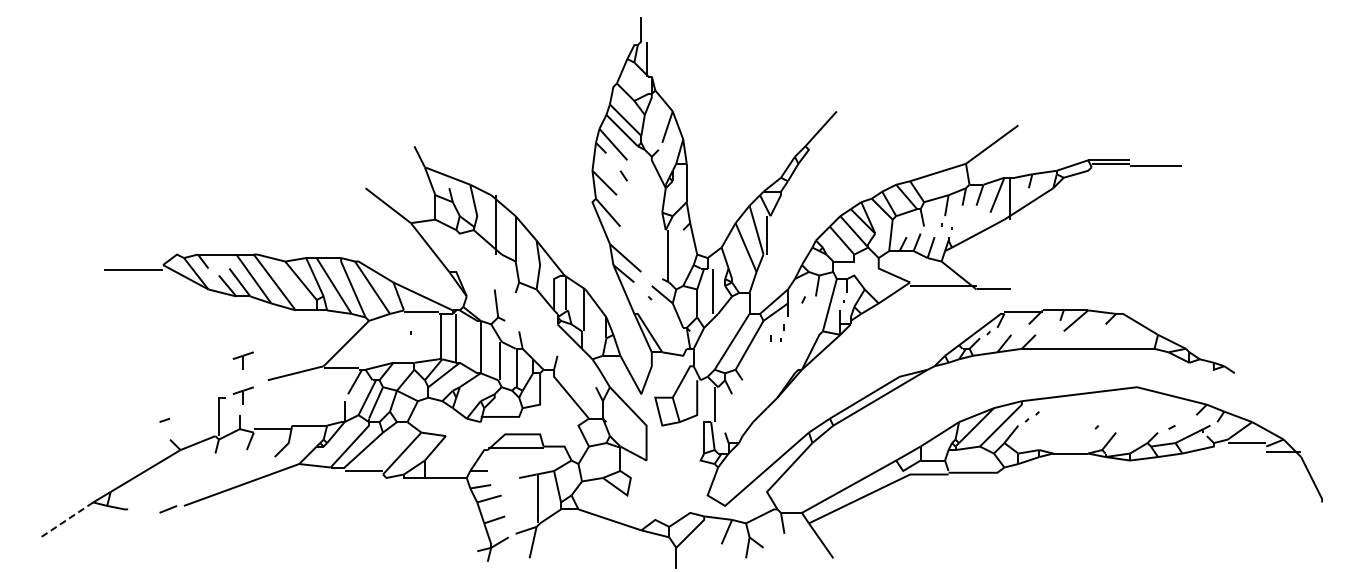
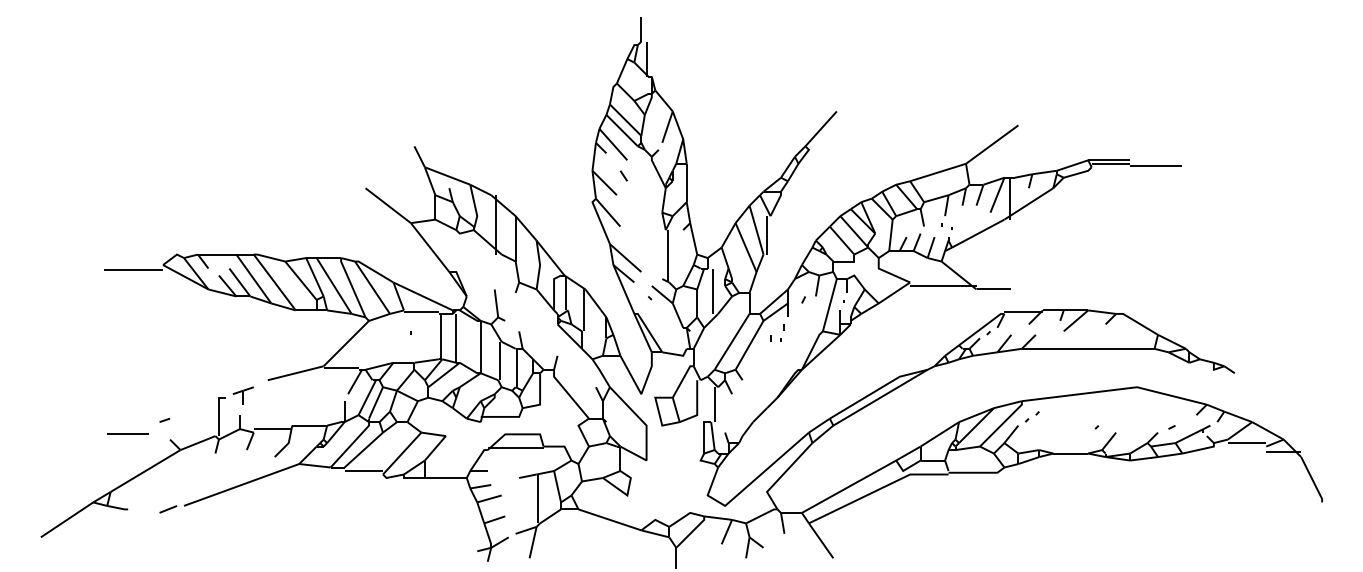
part: present -> none (242, 360)
line: none -> present (127, 433)
line: dashed -> solid (66, 520)
